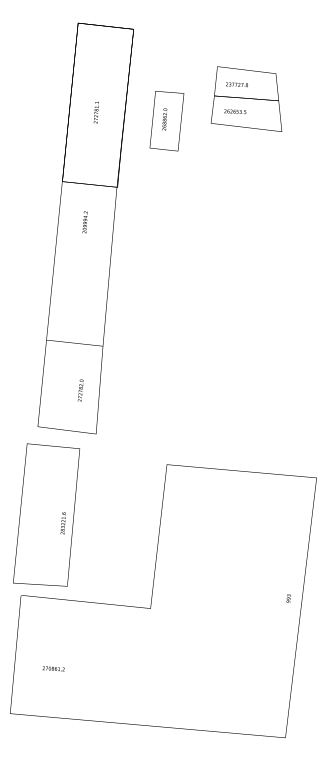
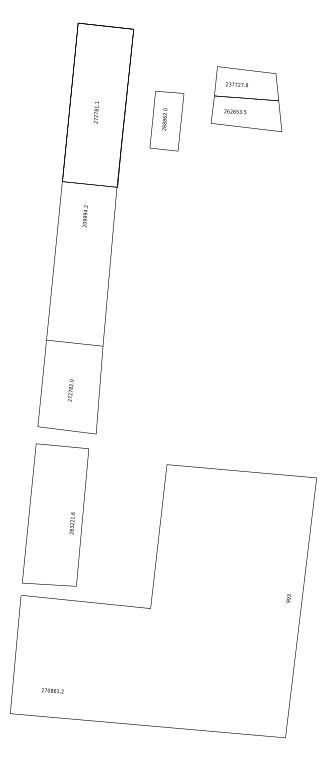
text position: (84, 222) -> (84, 216) (84, 216)
text position: (80, 390) -> (70, 390) (70, 390)
text position: (46, 514) -> (55, 514) (55, 514)
text position: (53, 668) -> (52, 690) (52, 690)
